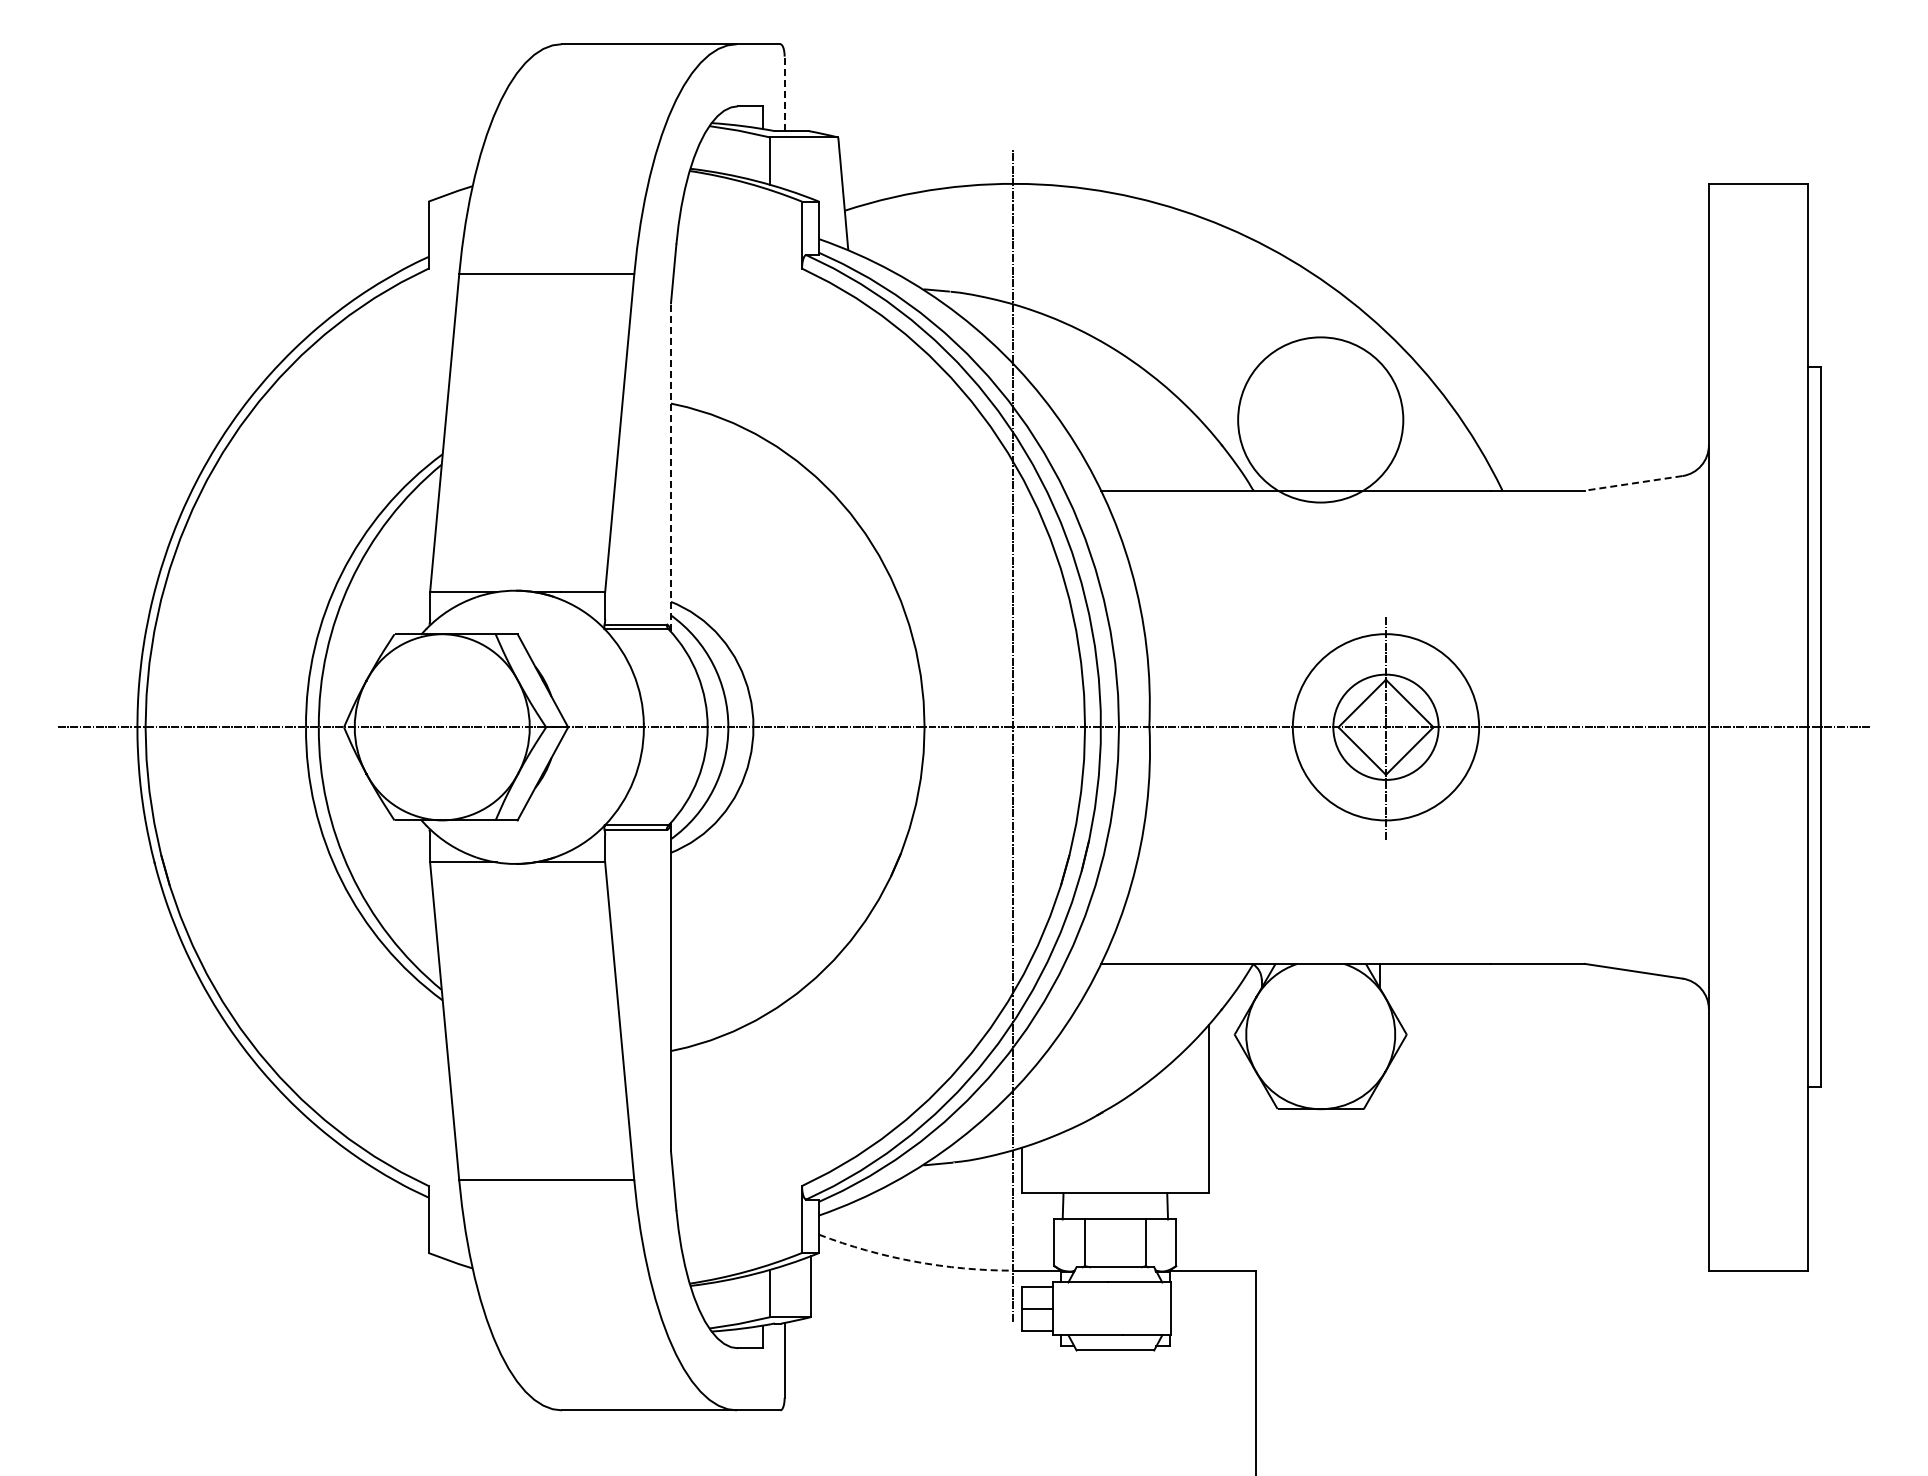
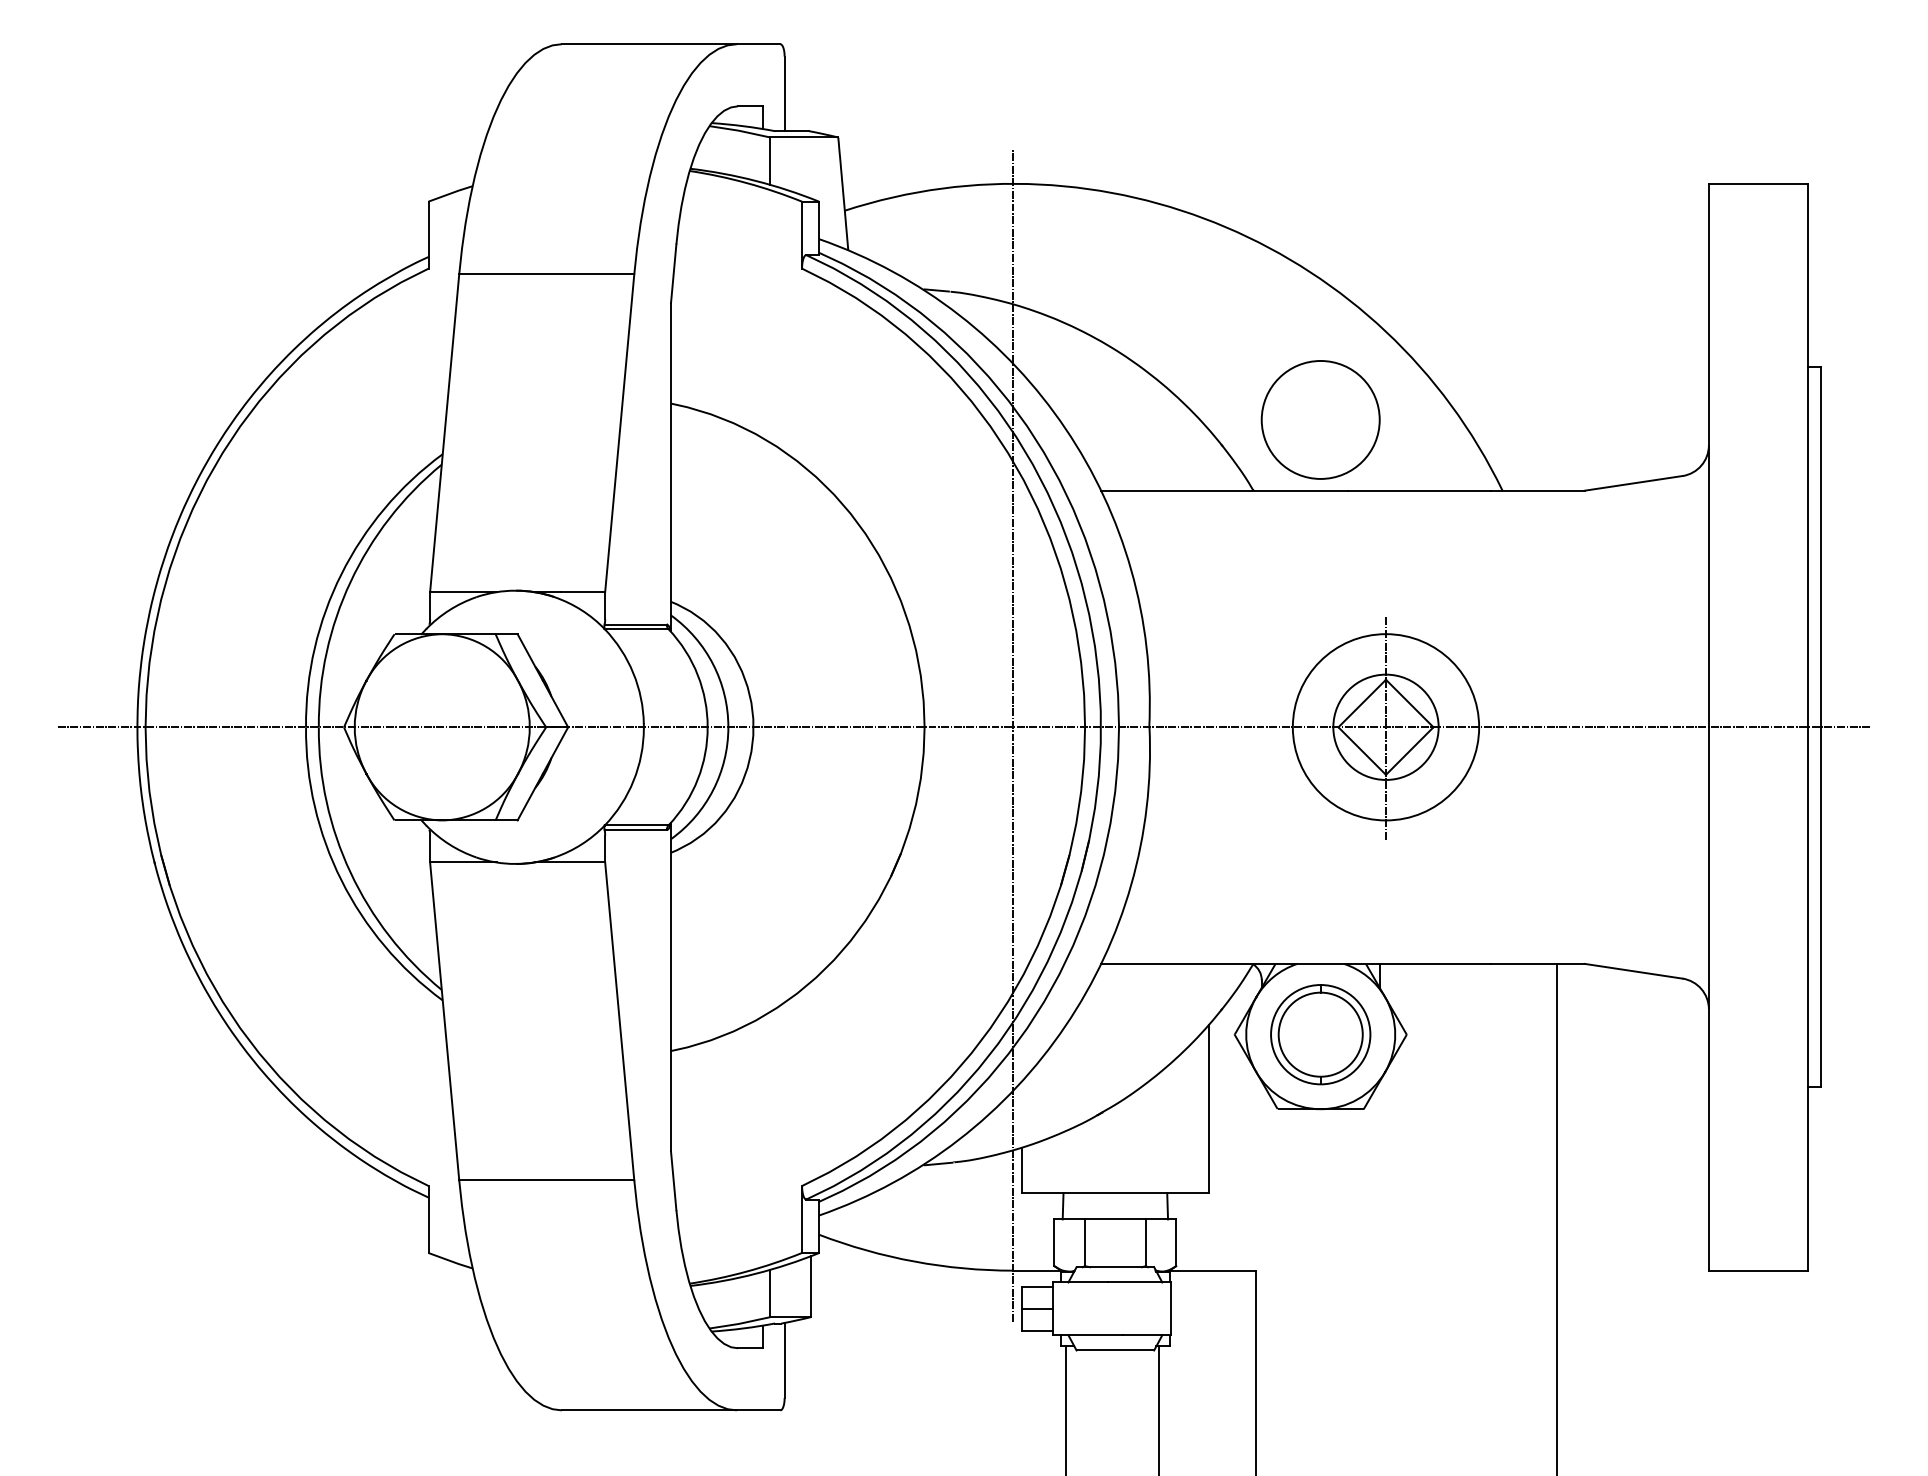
line: dashed -> solid (784, 93)
circle diameter: 165 px -> 118 px (1320, 419)
line: dashed -> solid (671, 466)
line: dashed -> solid (1633, 483)
part: none -> present (1320, 1034)
line: none -> present (1556, 1217)
arc: dashed -> solid (914, 1261)
line: none -> present (1066, 1409)
line: none -> present (1159, 1409)
